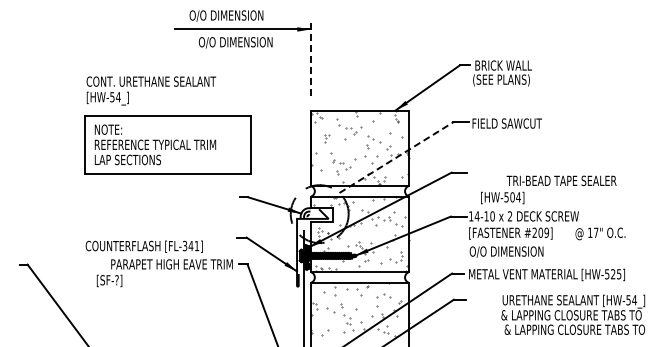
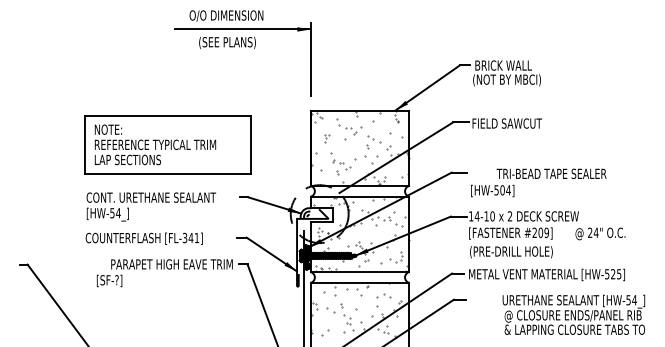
text: O/O DIMENSION -> (SEE PLANS) (235, 42)
line: dashed -> solid (310, 59)
text: (SEE PLANS) -> (NOT BY MBCI) (508, 80)
text position: (151, 90) -> (151, 206) (151, 206)
line: dashed -> solid (396, 157)
text position: (548, 189) -> (538, 182) (538, 182)
text: 17" -> 24" (593, 232)
text position: (143, 246) -> (143, 238) (143, 238)
text: O/O DIMENSION -> (PRE-DRILL HOLE) (510, 252)
text: & LAPPING CLOSURE TABS TO -> @ CLOSURE ENDS/PANEL RIB (571, 316)
